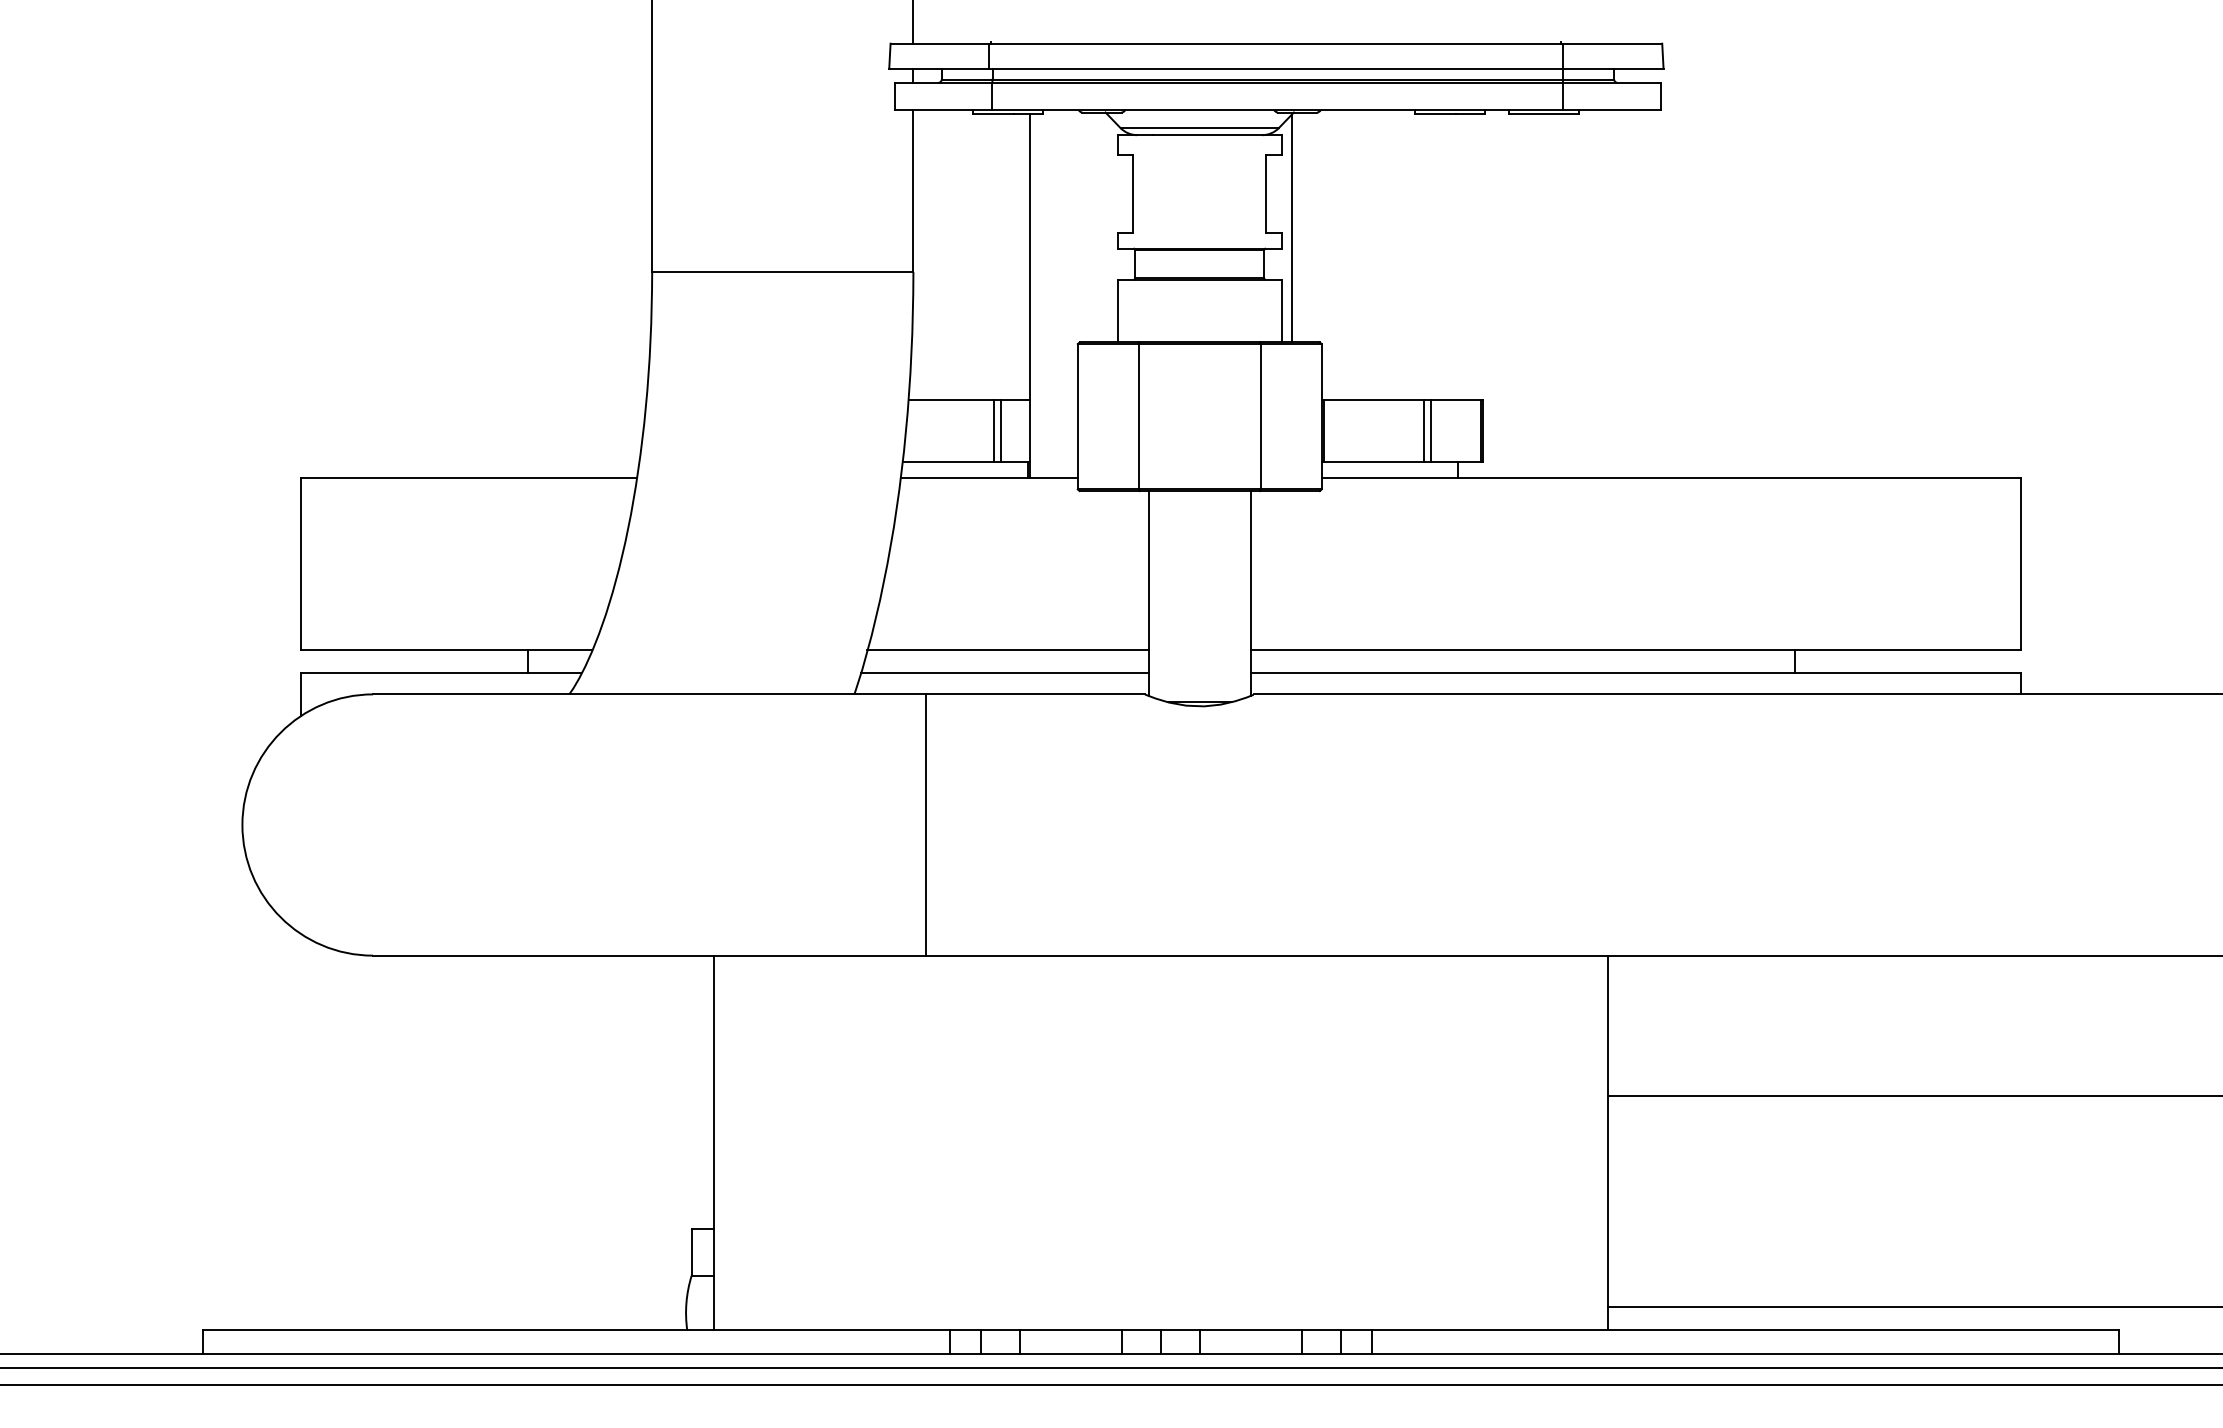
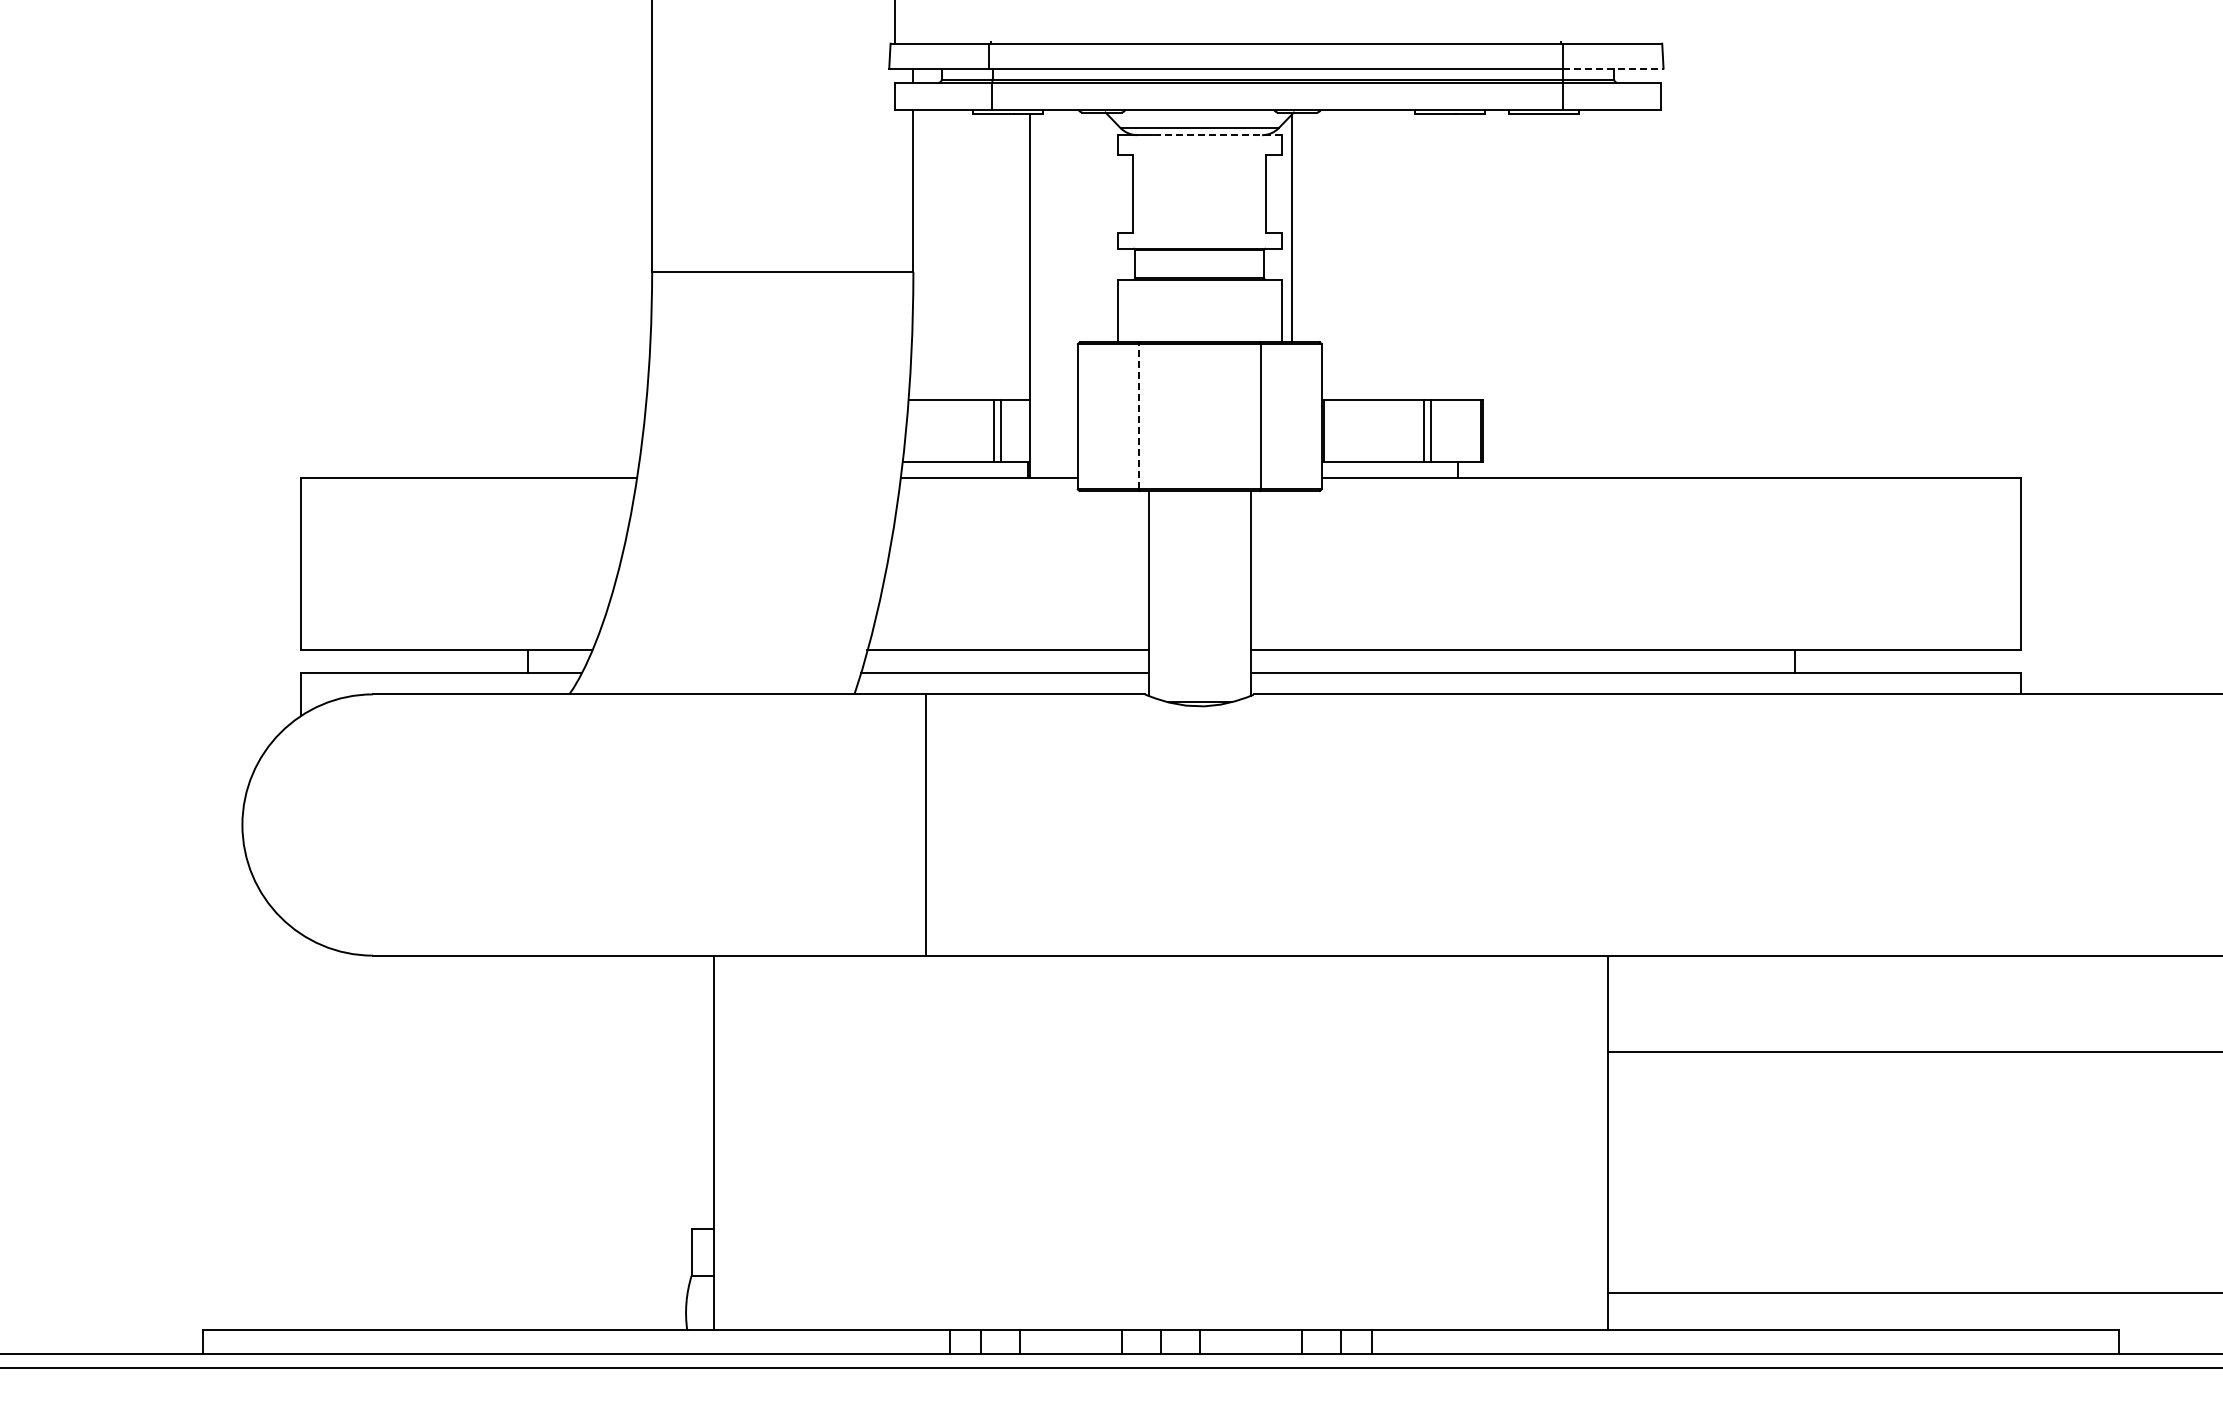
line position: (913, 22) -> (895, 22) (895, 22)
line: solid -> dashed (1614, 68)
line: solid -> dashed (1216, 135)
line: solid -> dashed (1138, 416)
line position: (1913, 1095) -> (1913, 1051) (1913, 1051)
line position: (1913, 1306) -> (1913, 1292) (1913, 1292)
line: present -> none (1110, 1385)
